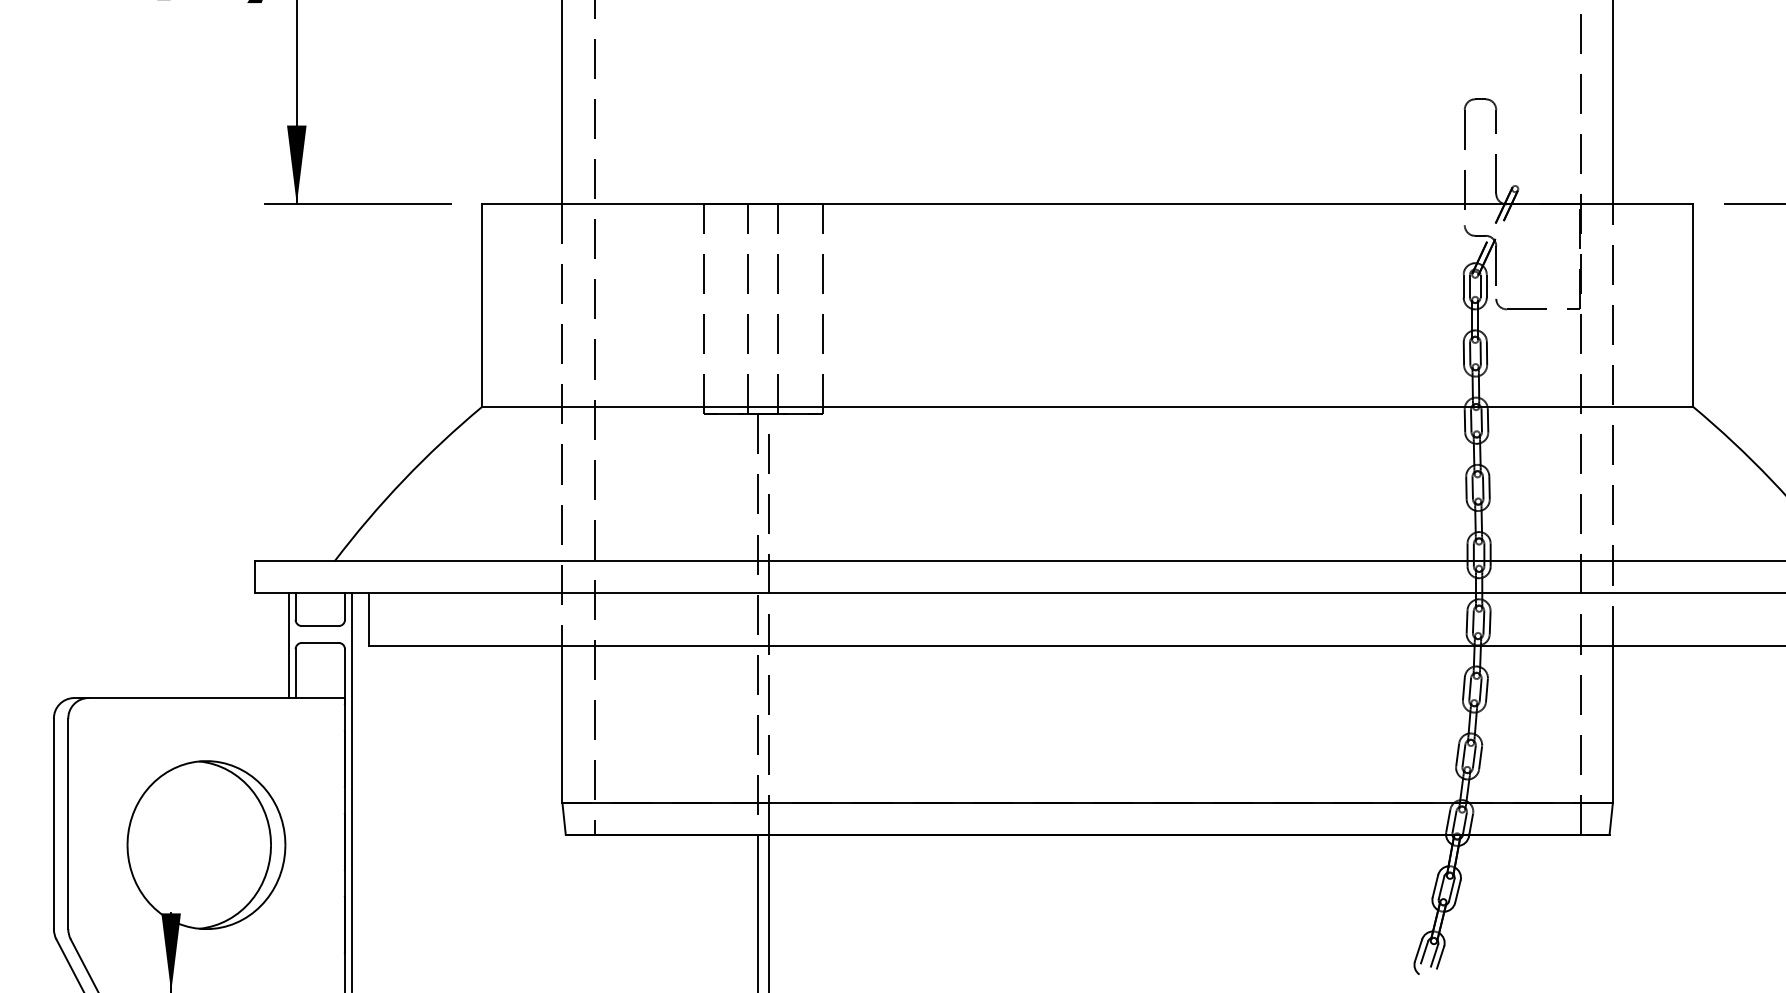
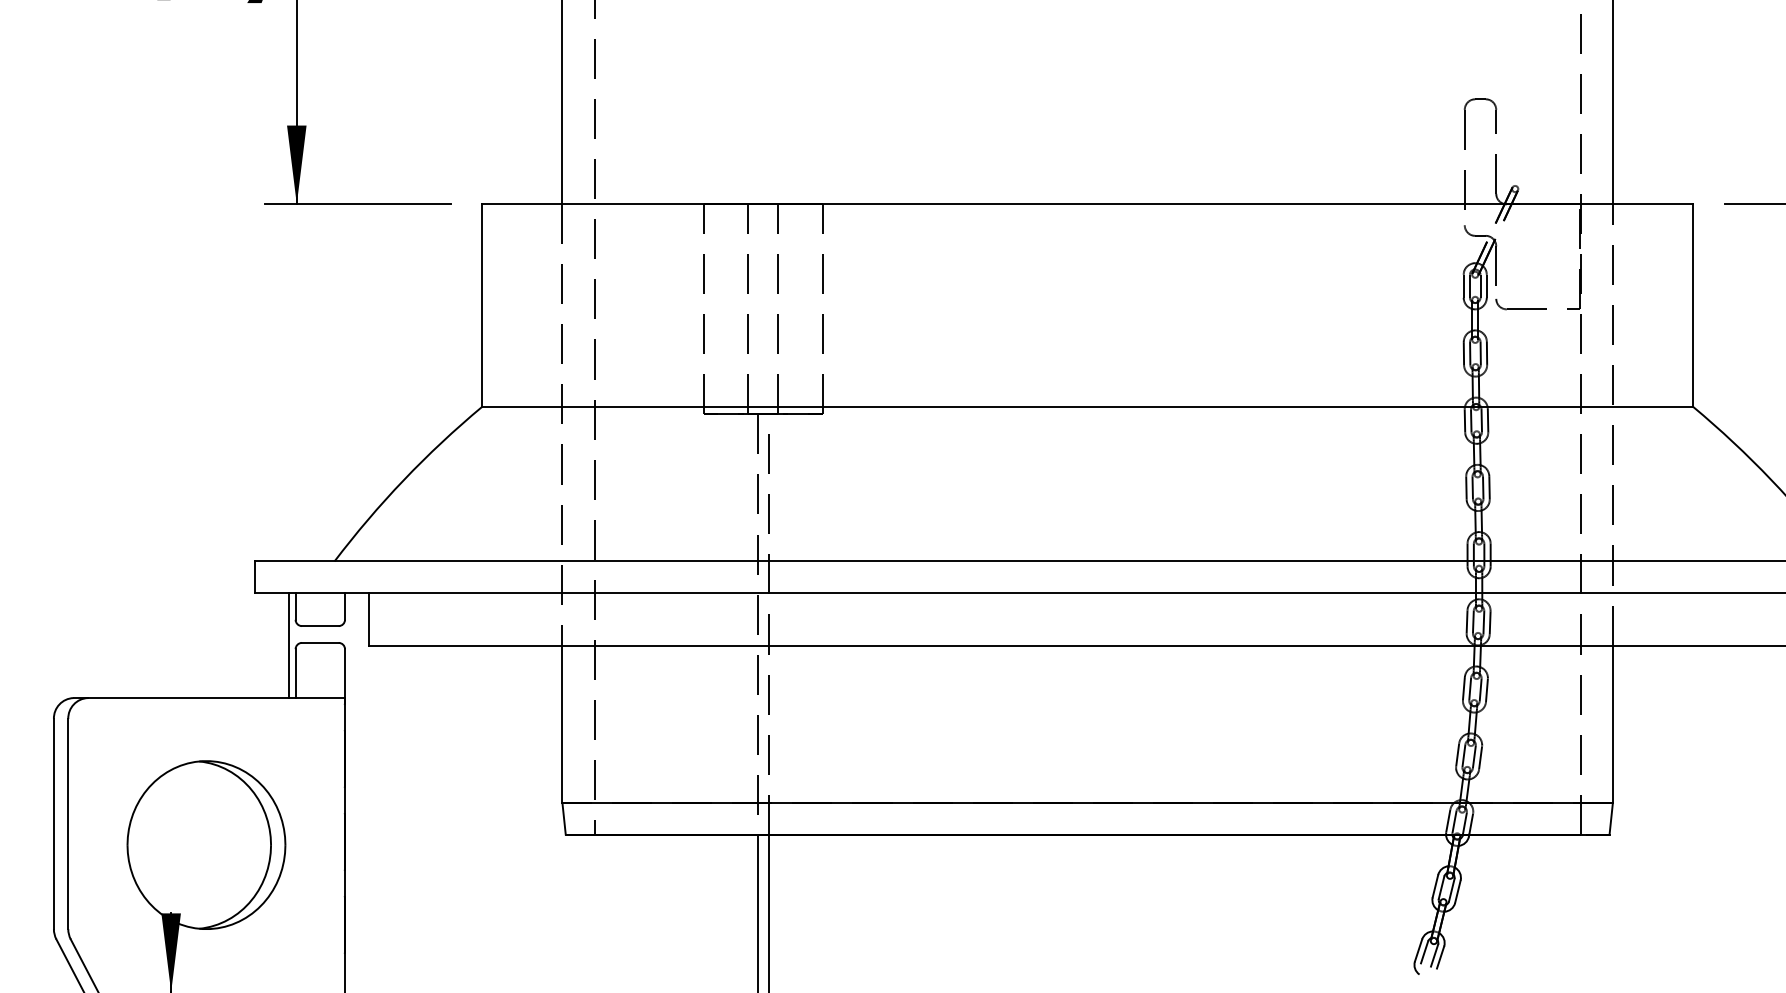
line: present -> none (352, 791)
